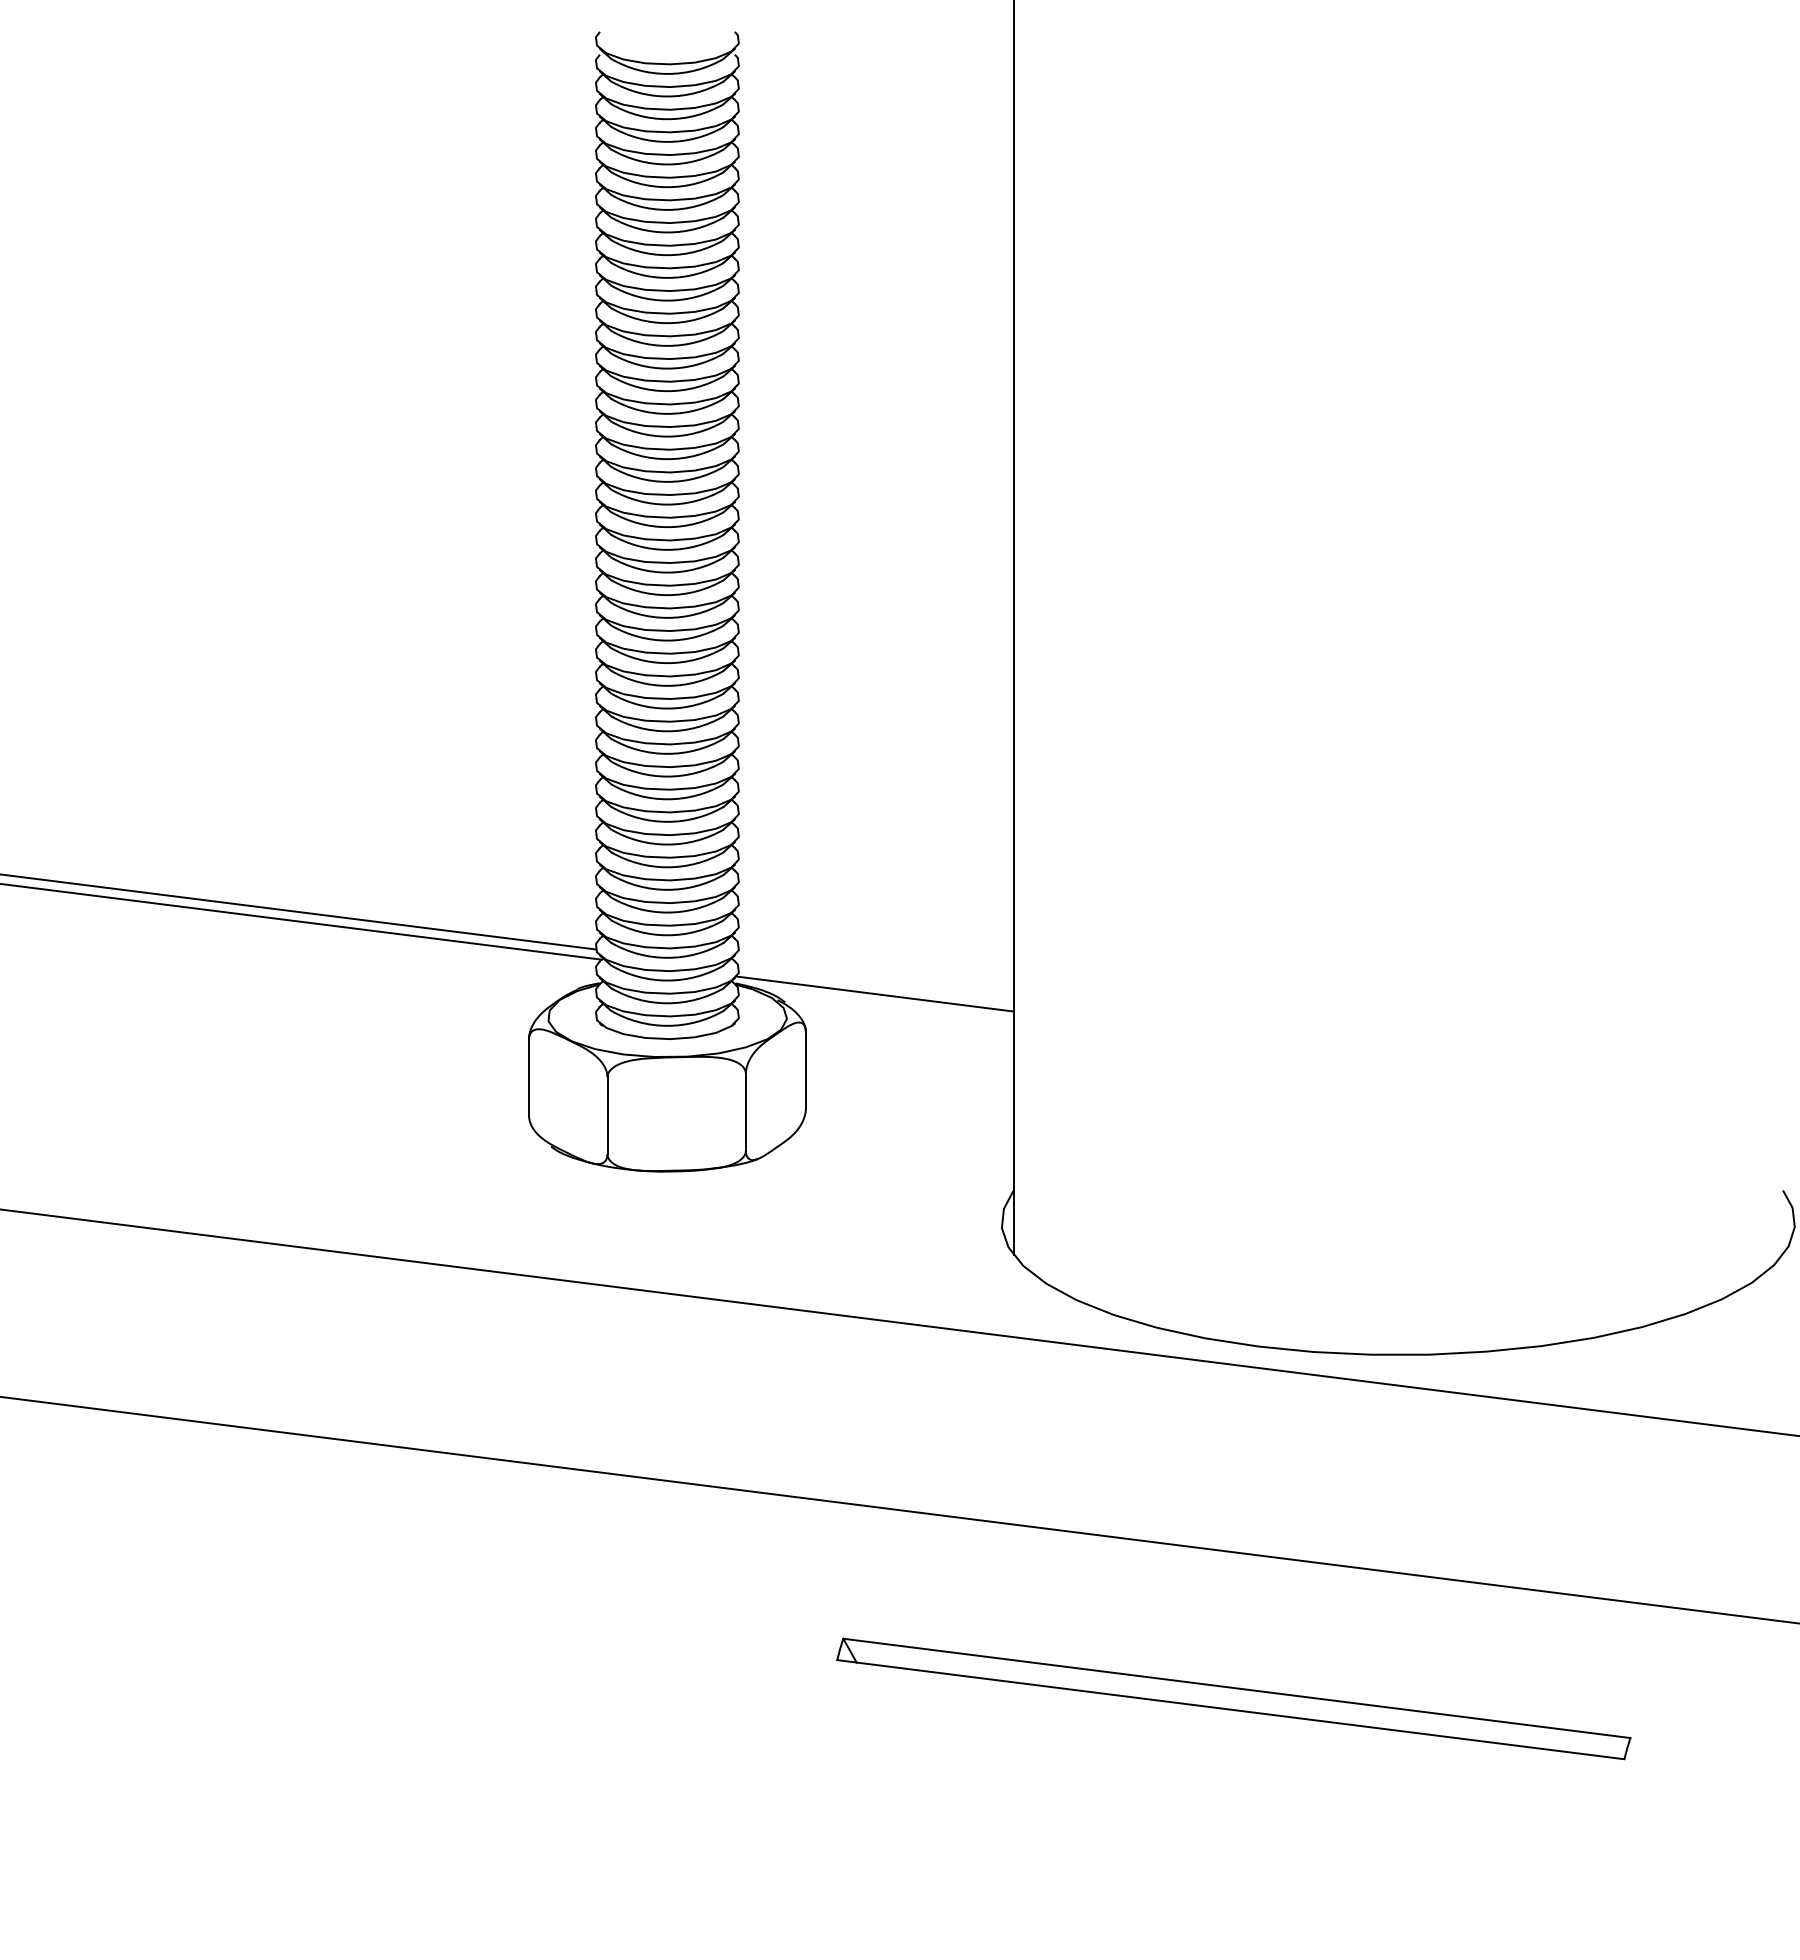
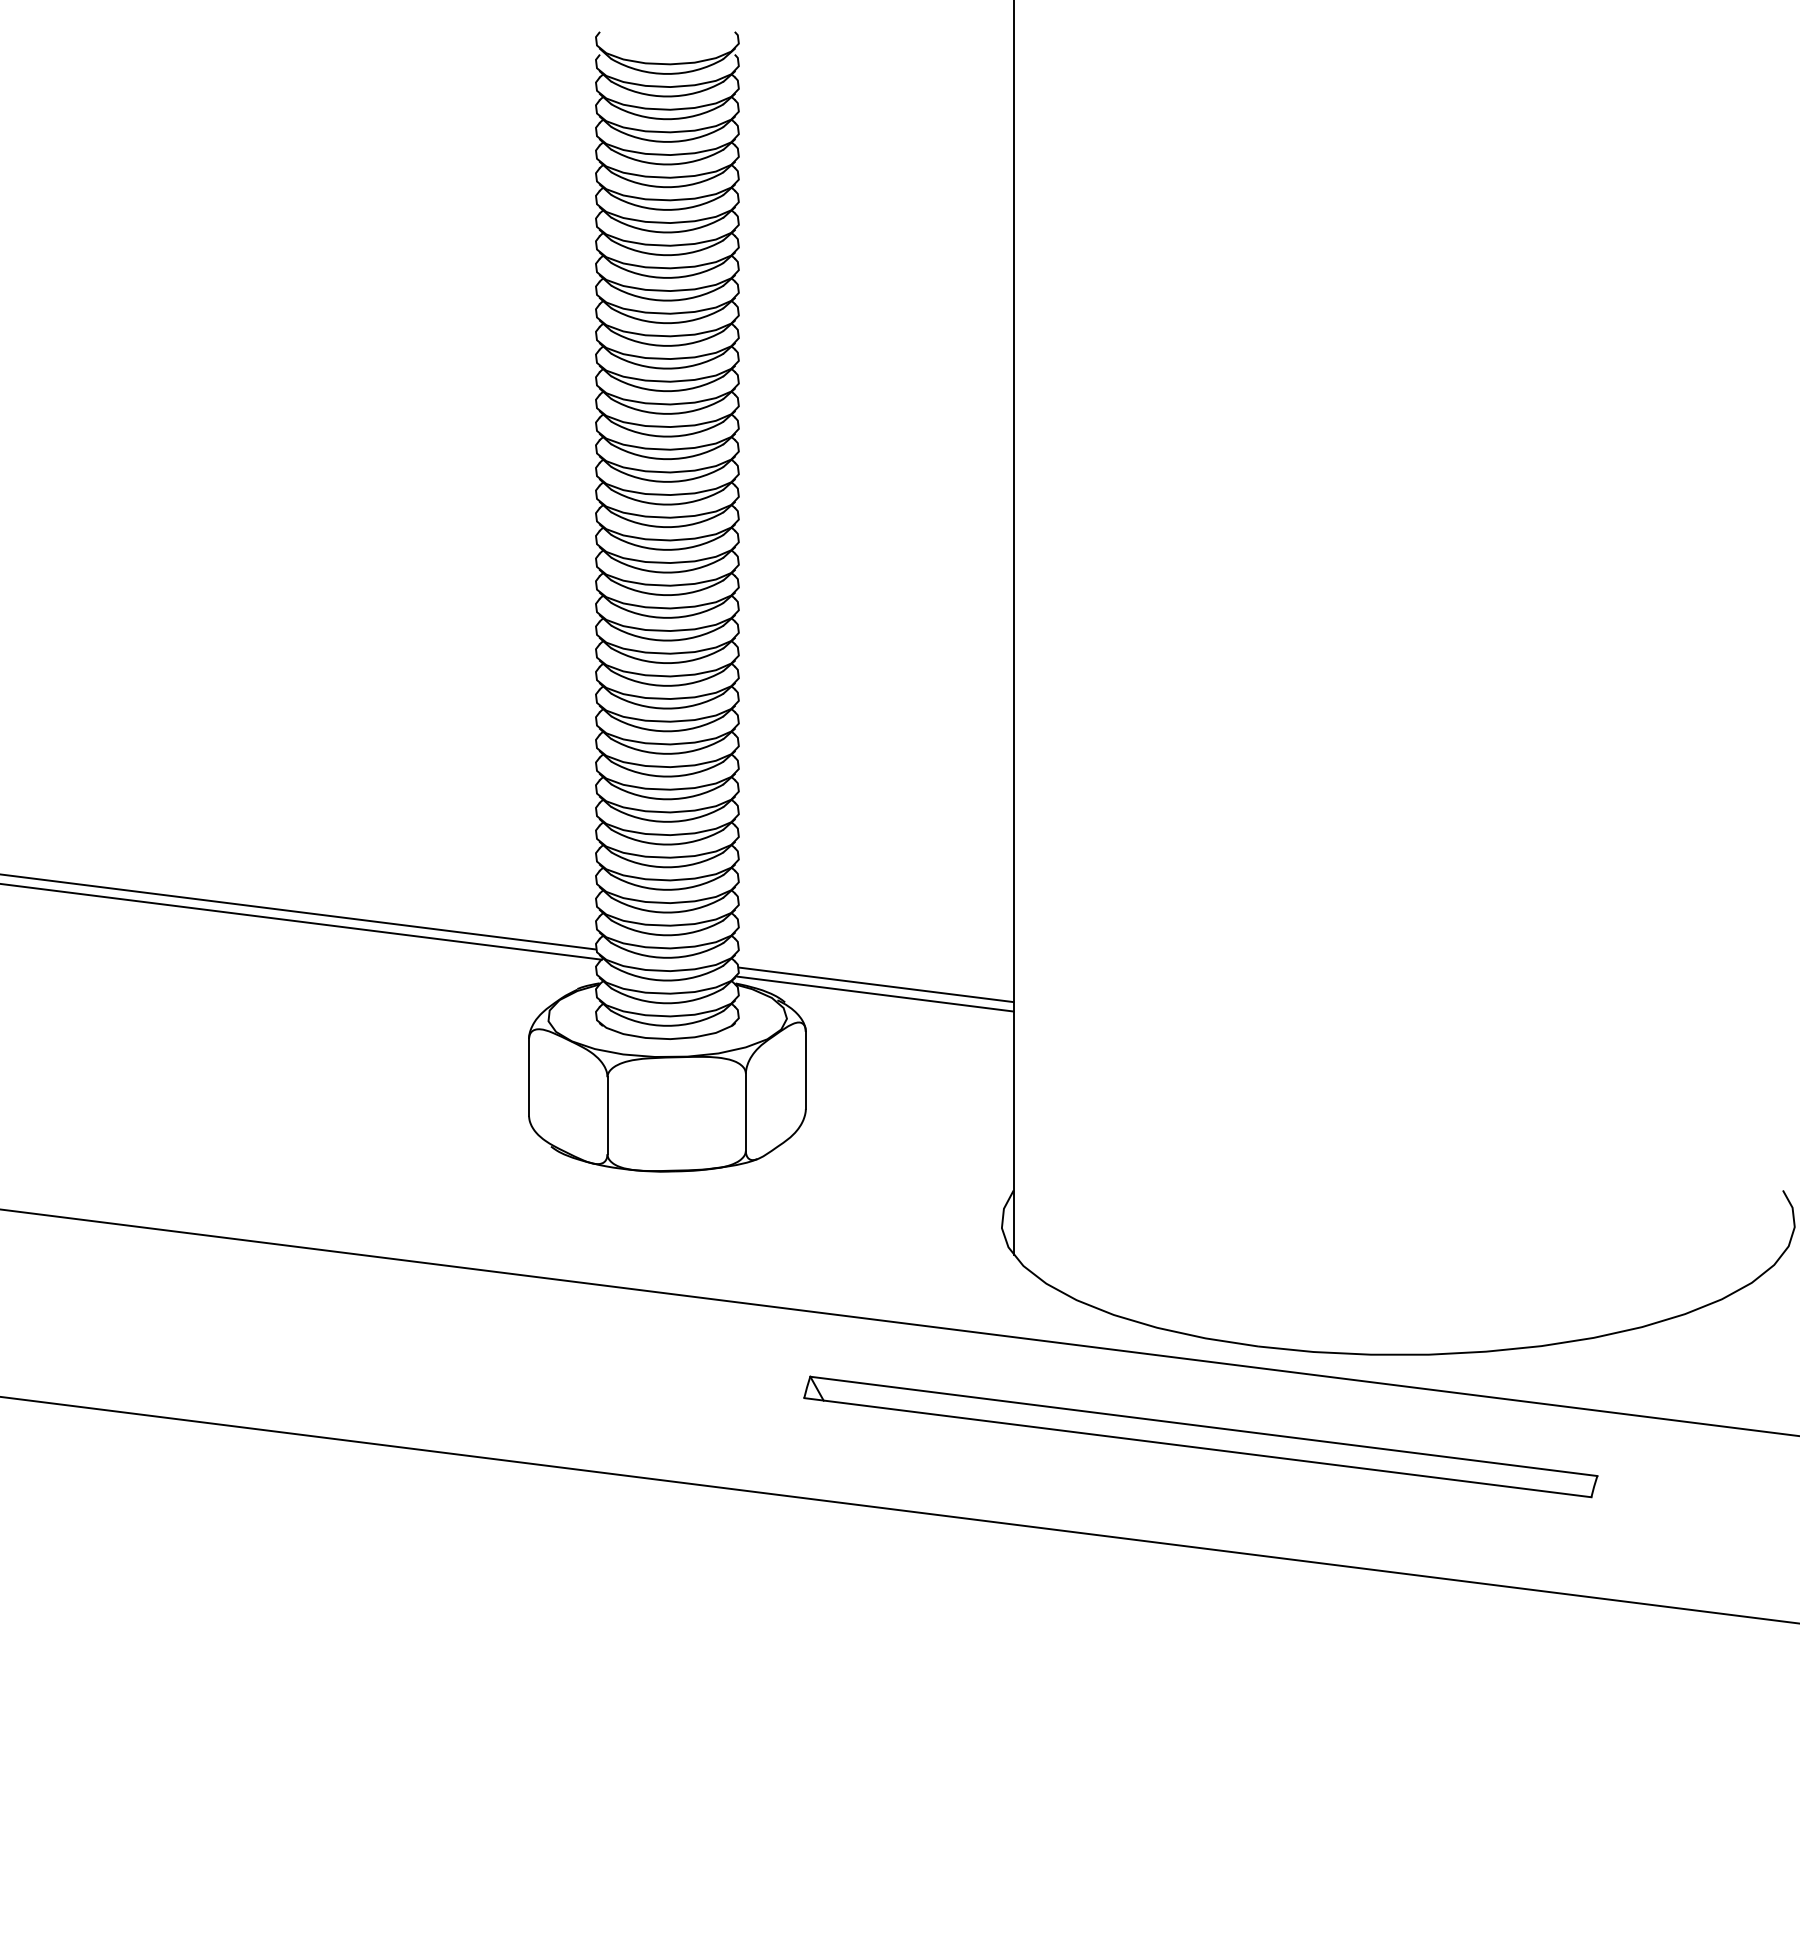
line: none -> present (876, 984)
part position: (1233, 1698) -> (1200, 1436) (1200, 1436)
